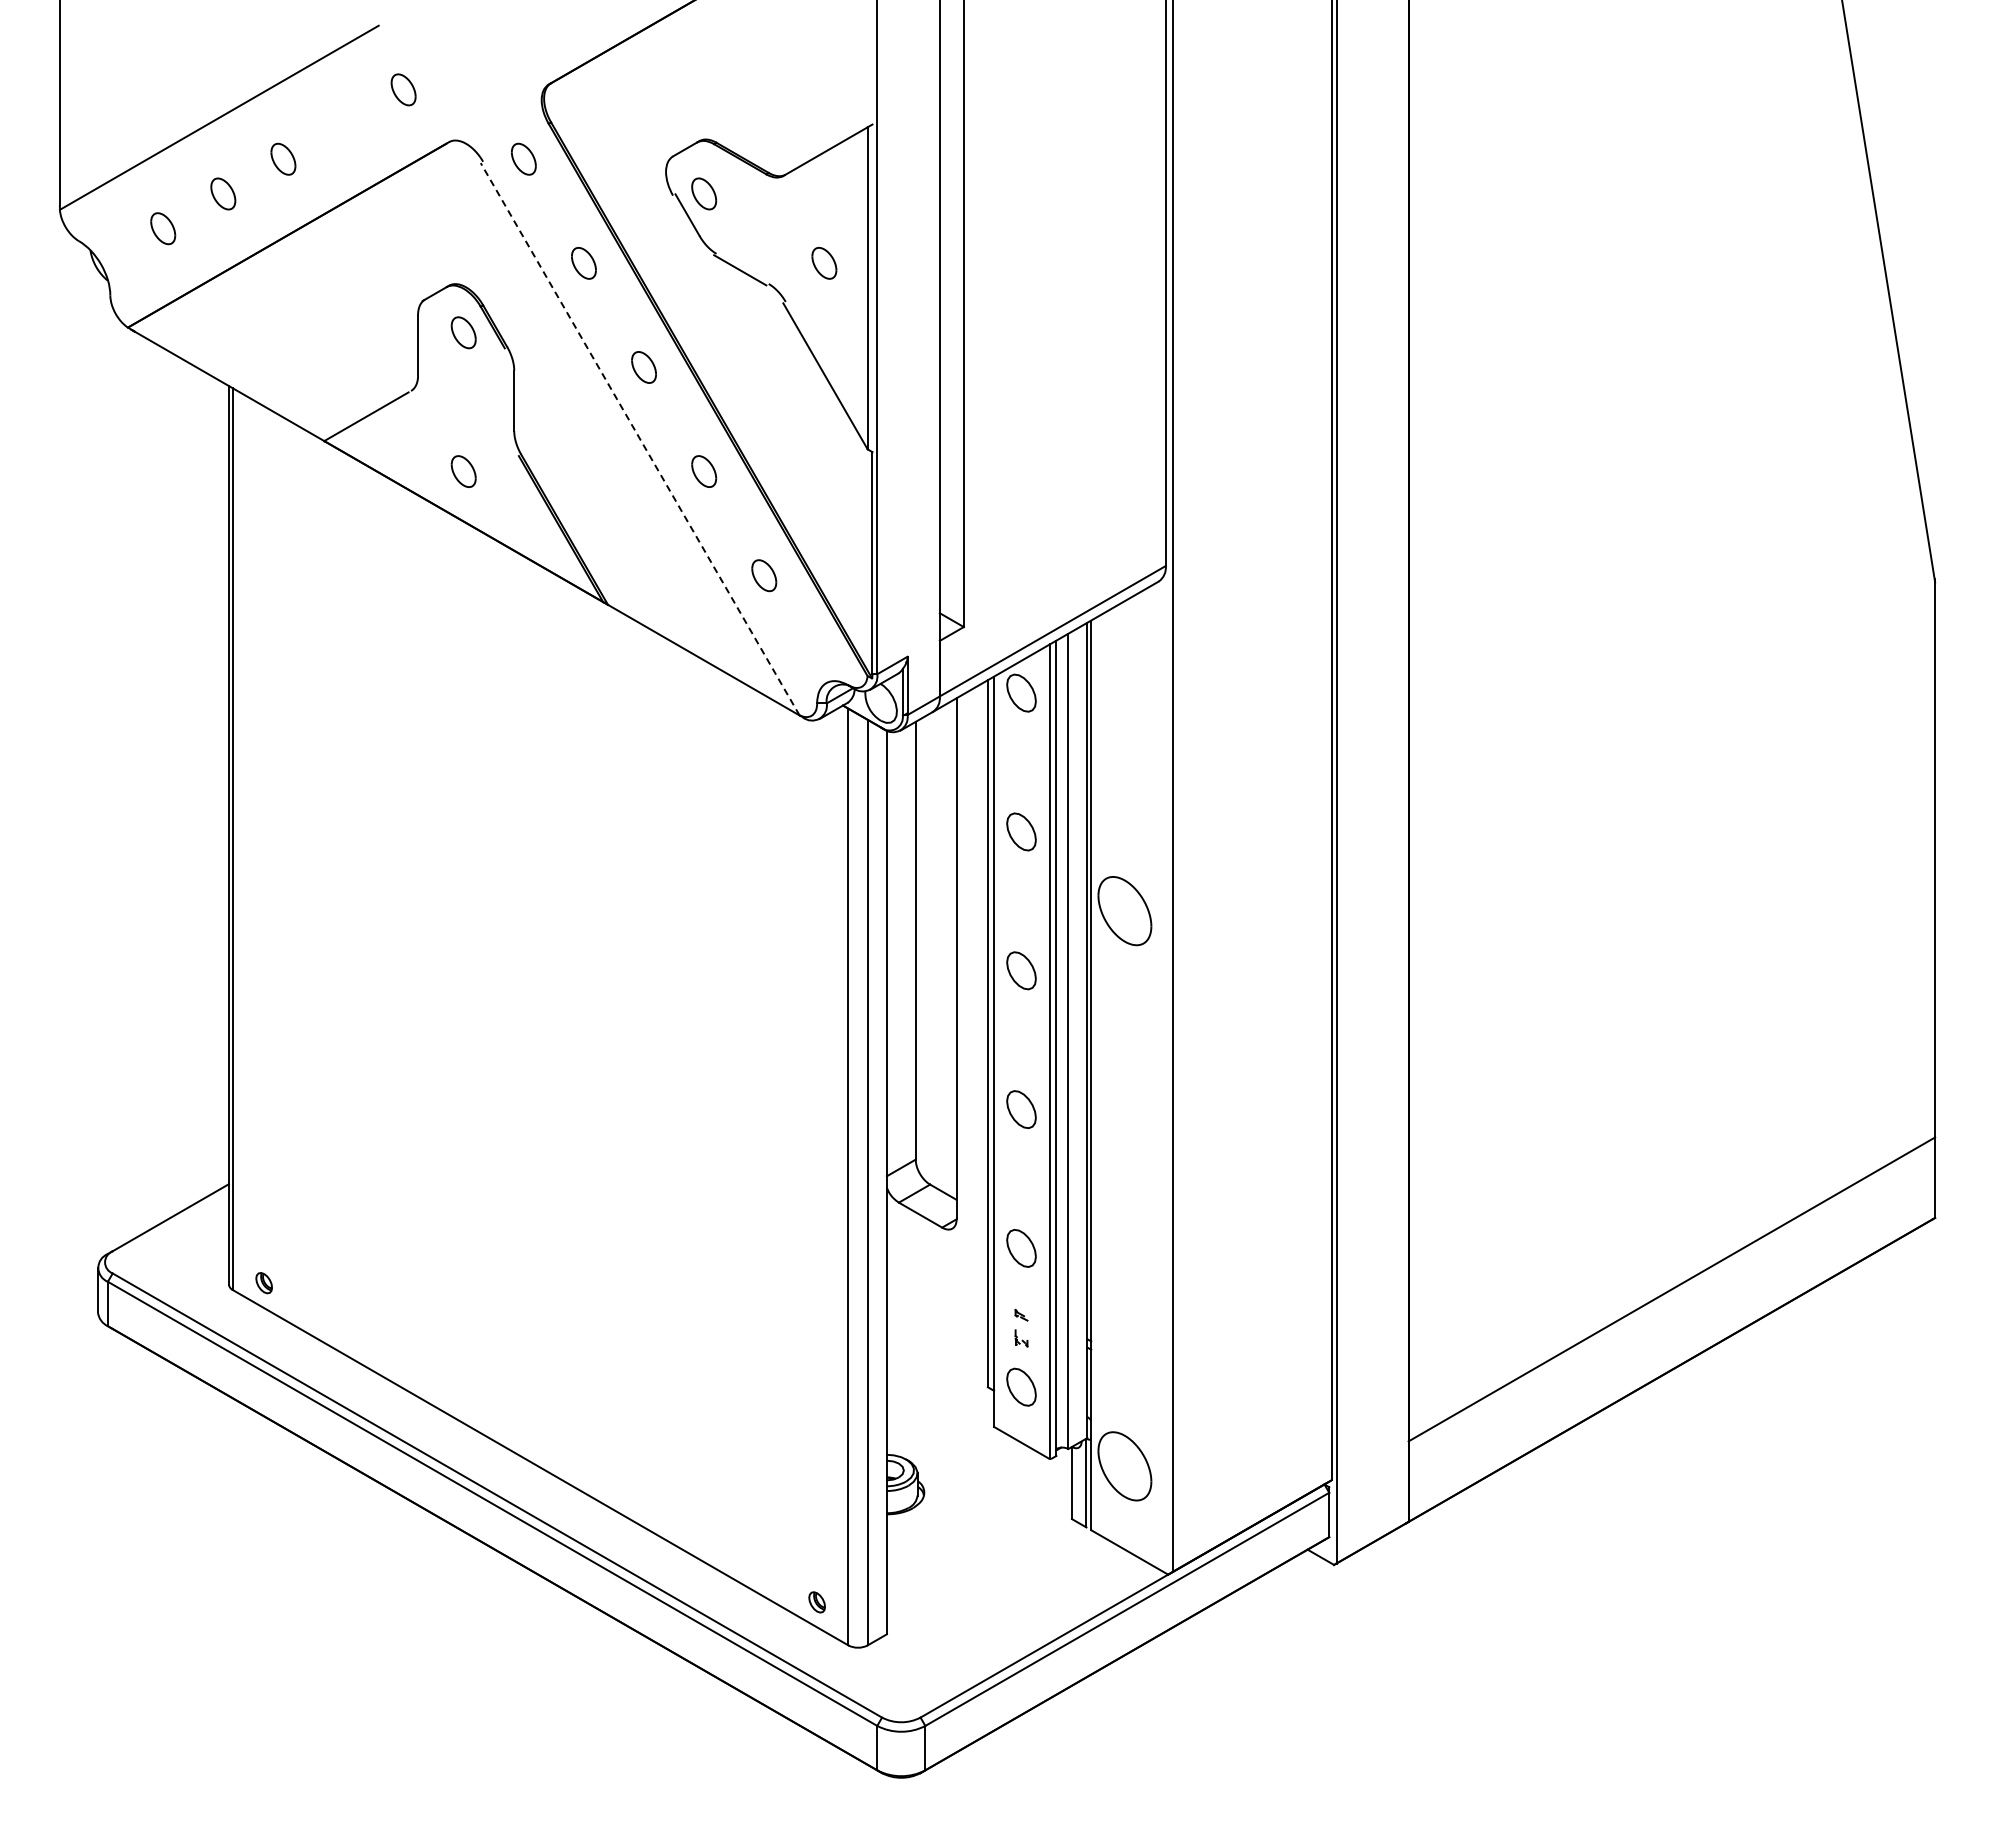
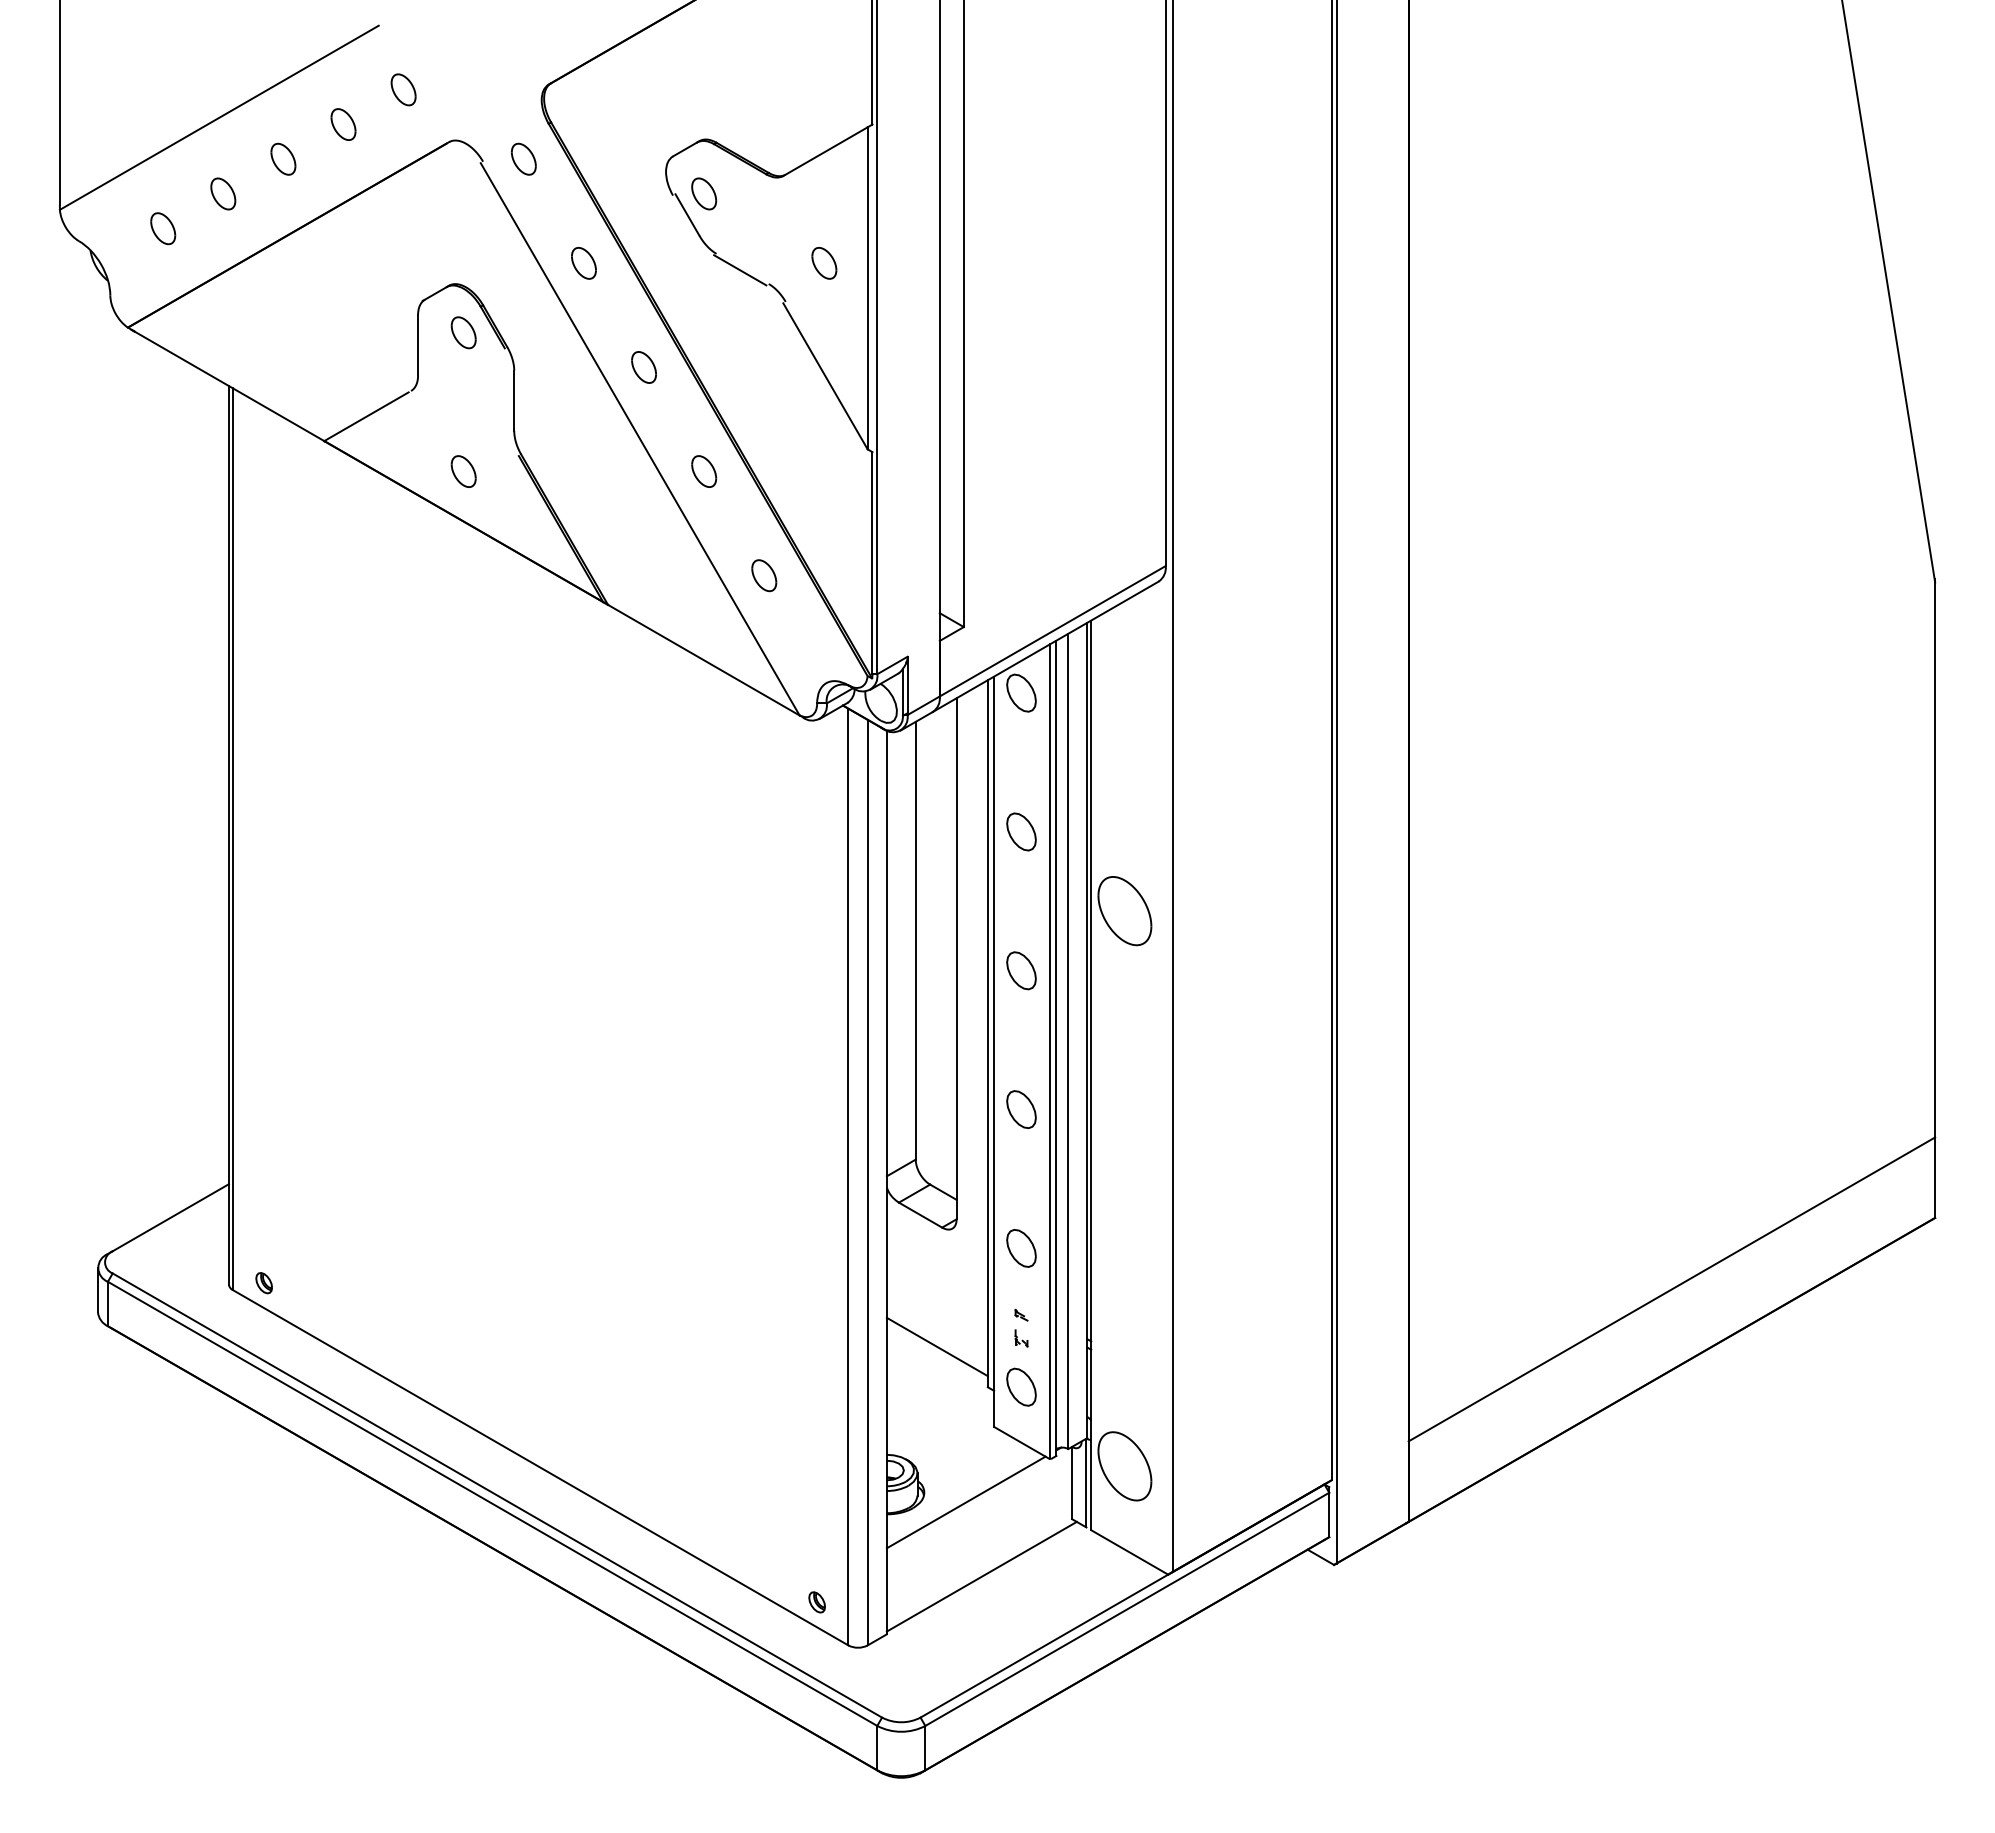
line: none -> present (872, 63)
part: none -> present (343, 124)
line: dashed -> solid (640, 439)
line: none -> present (936, 1346)
line: none -> present (965, 1502)
line: none -> present (981, 1576)
